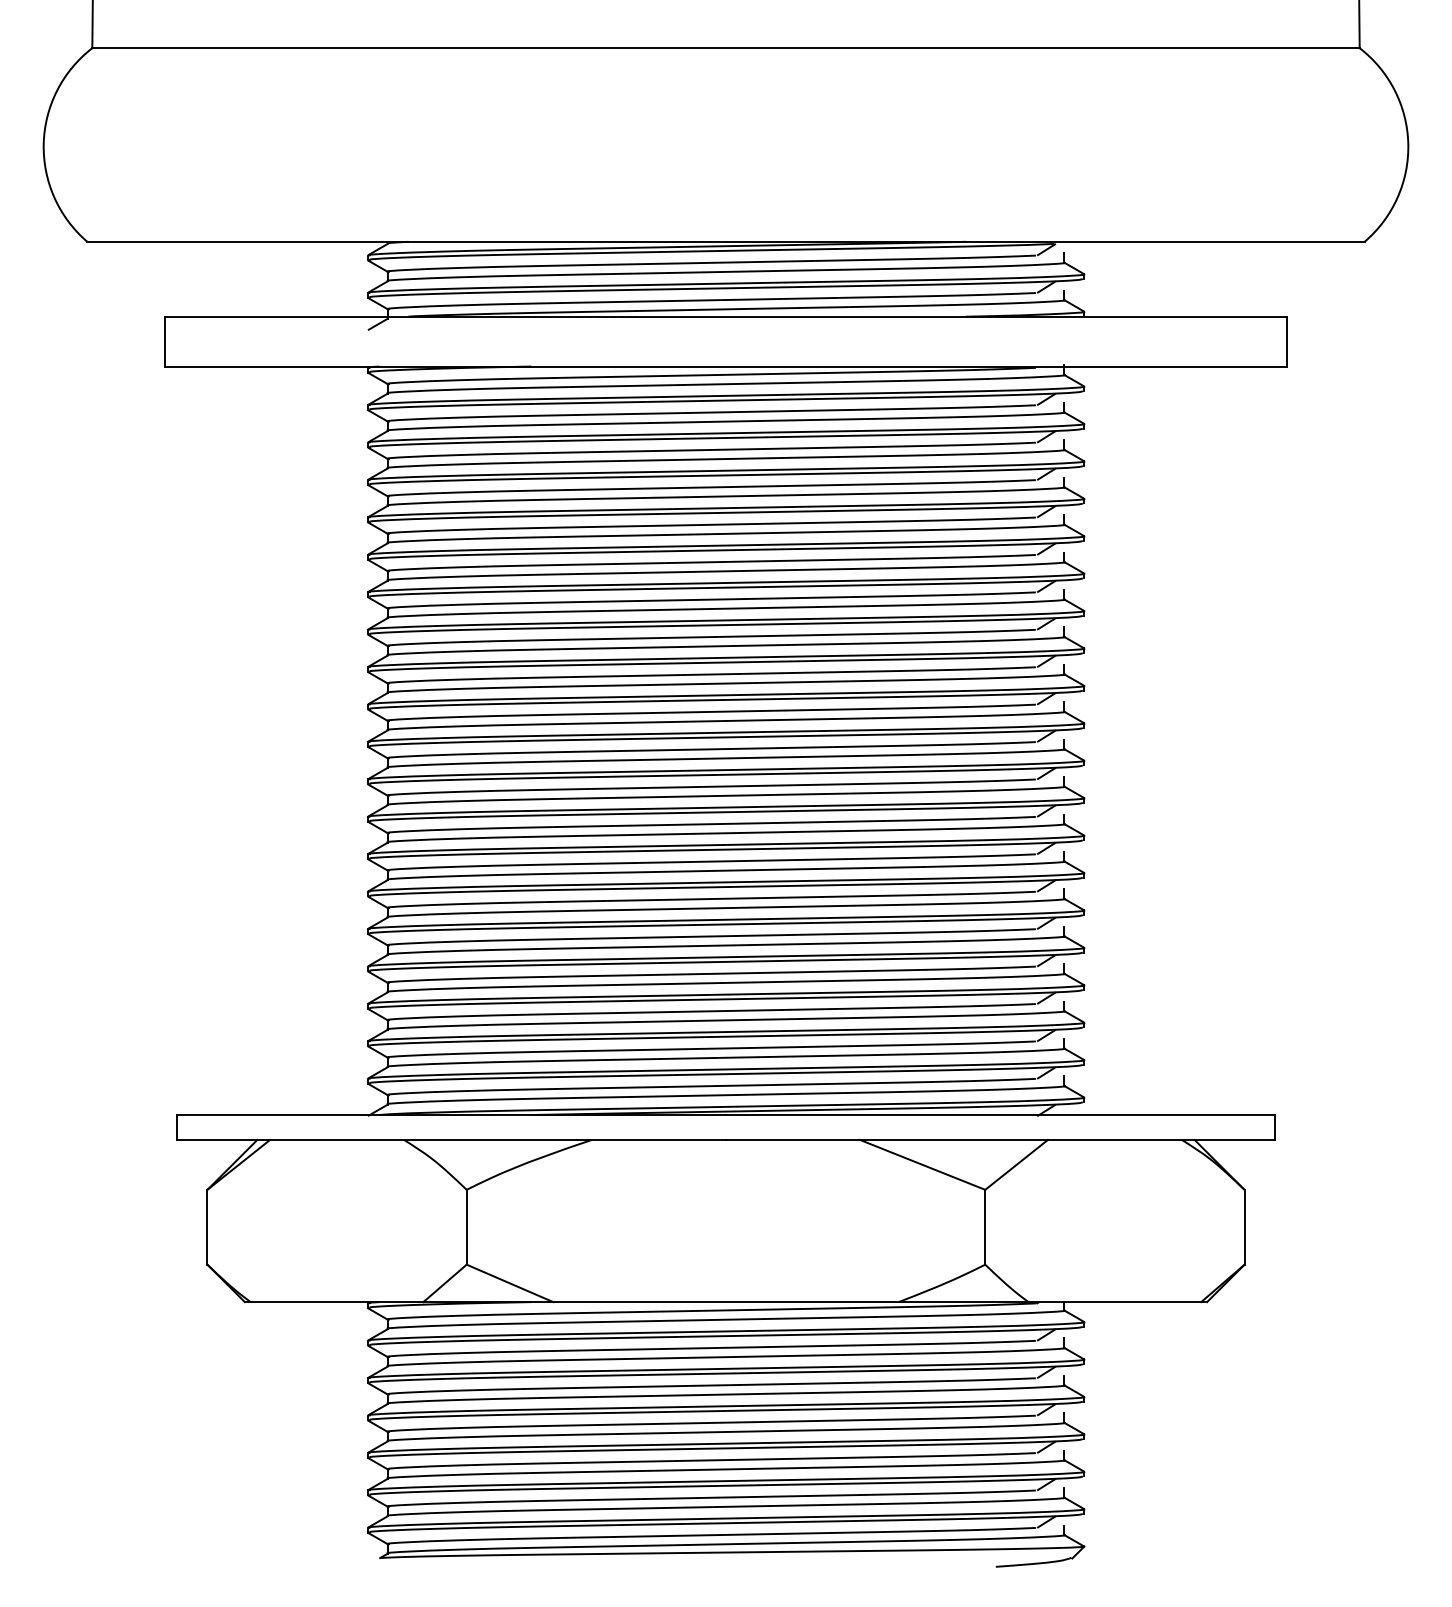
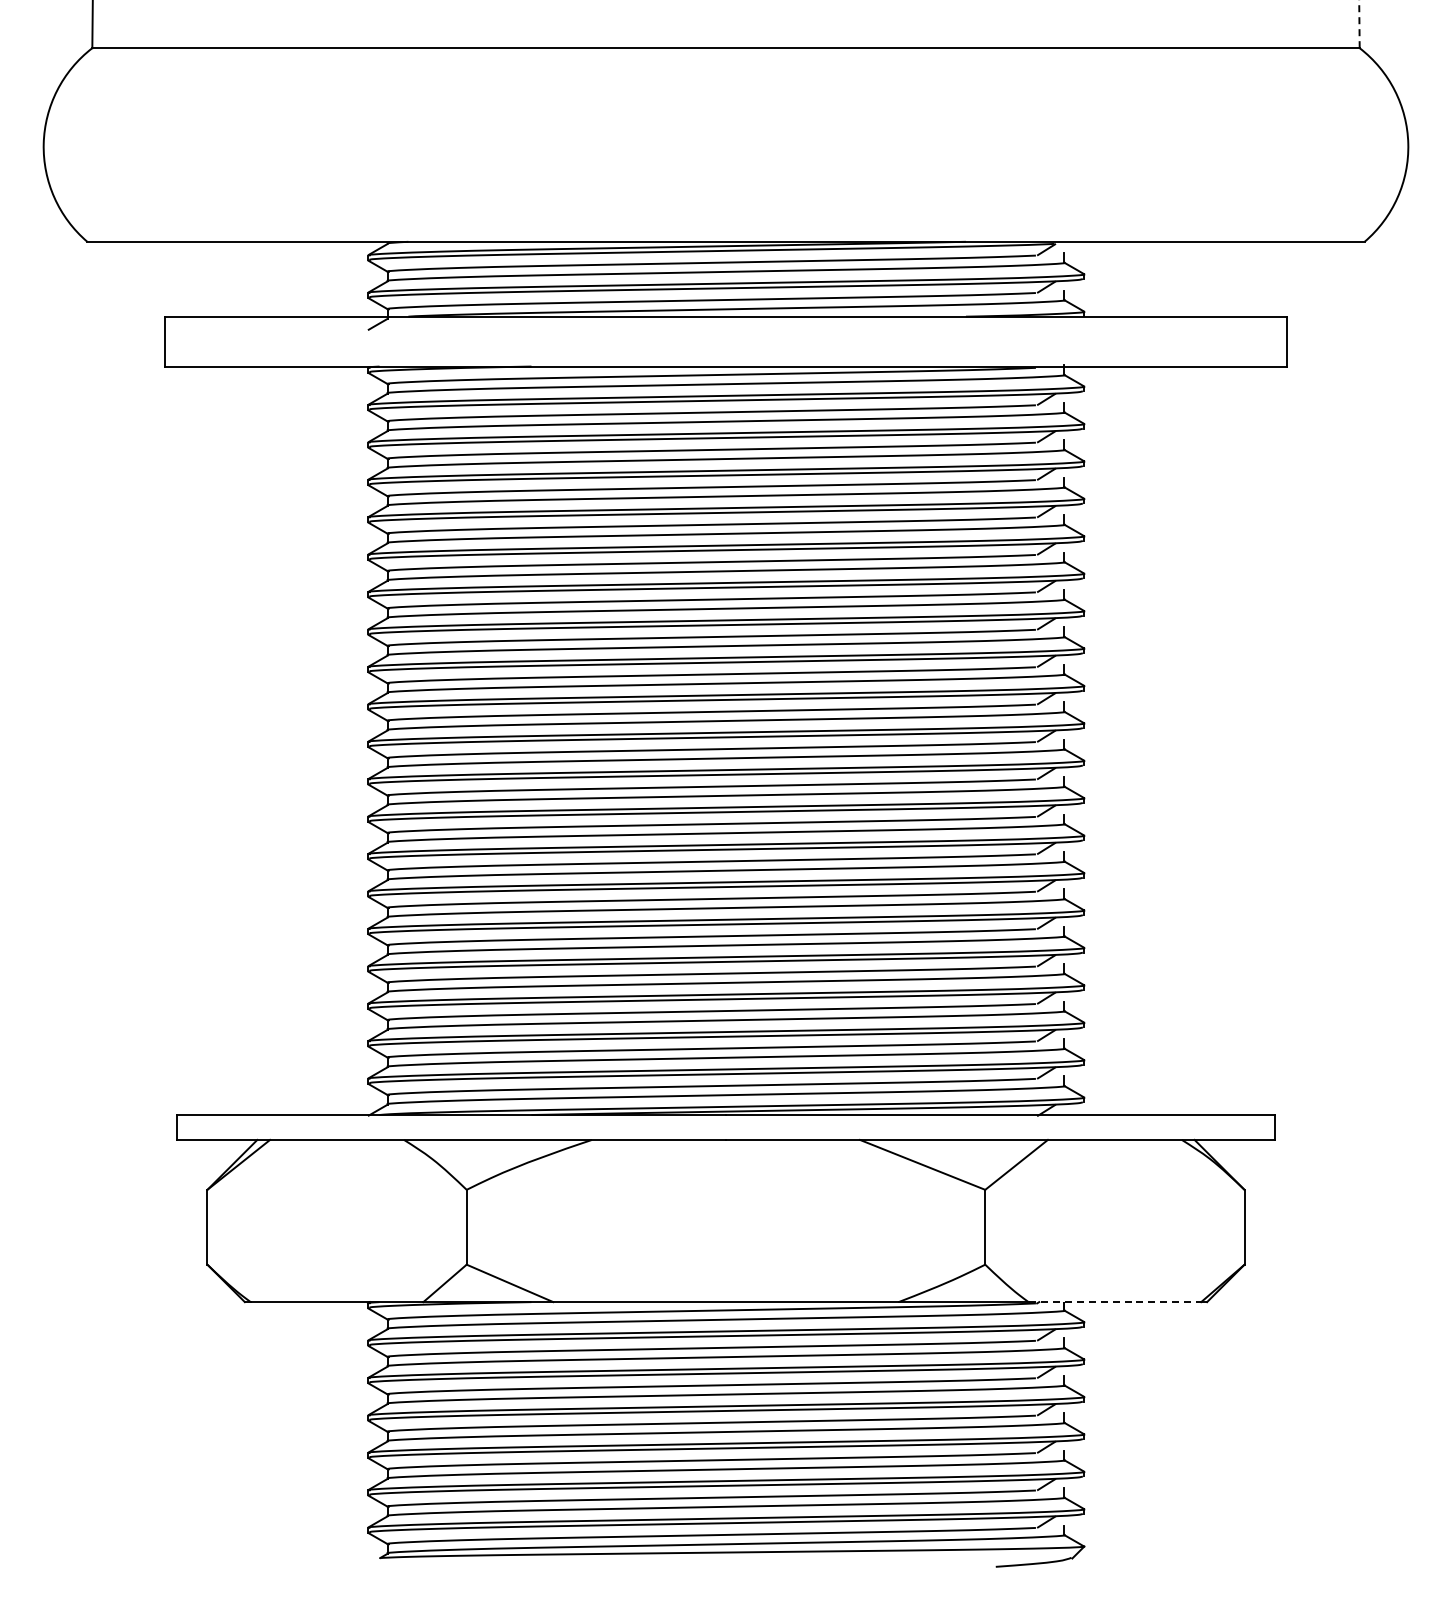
line: solid -> dashed (1359, 24)
line: solid -> dashed (1115, 1302)
